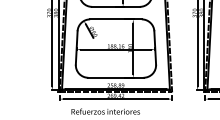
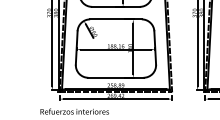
text position: (105, 111) -> (74, 111) (74, 111)
